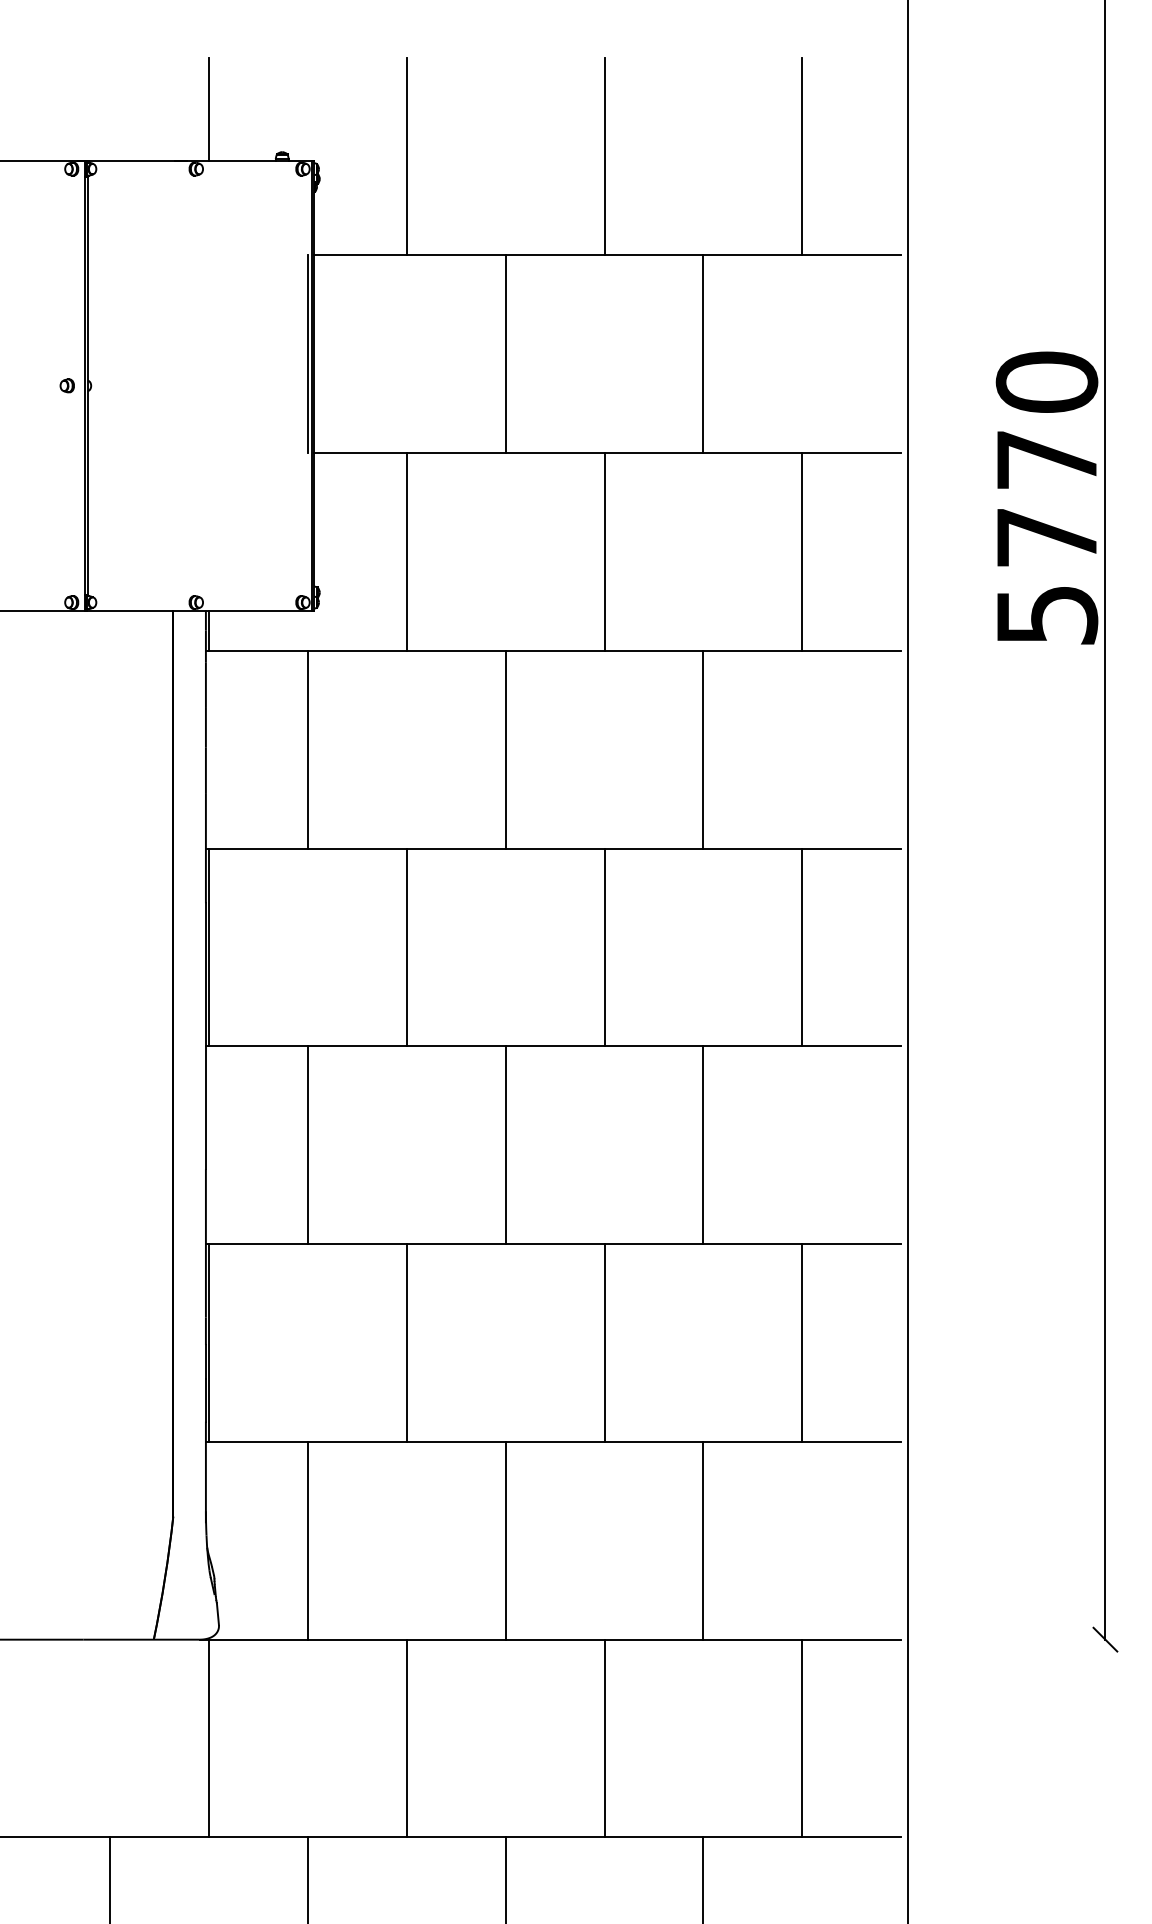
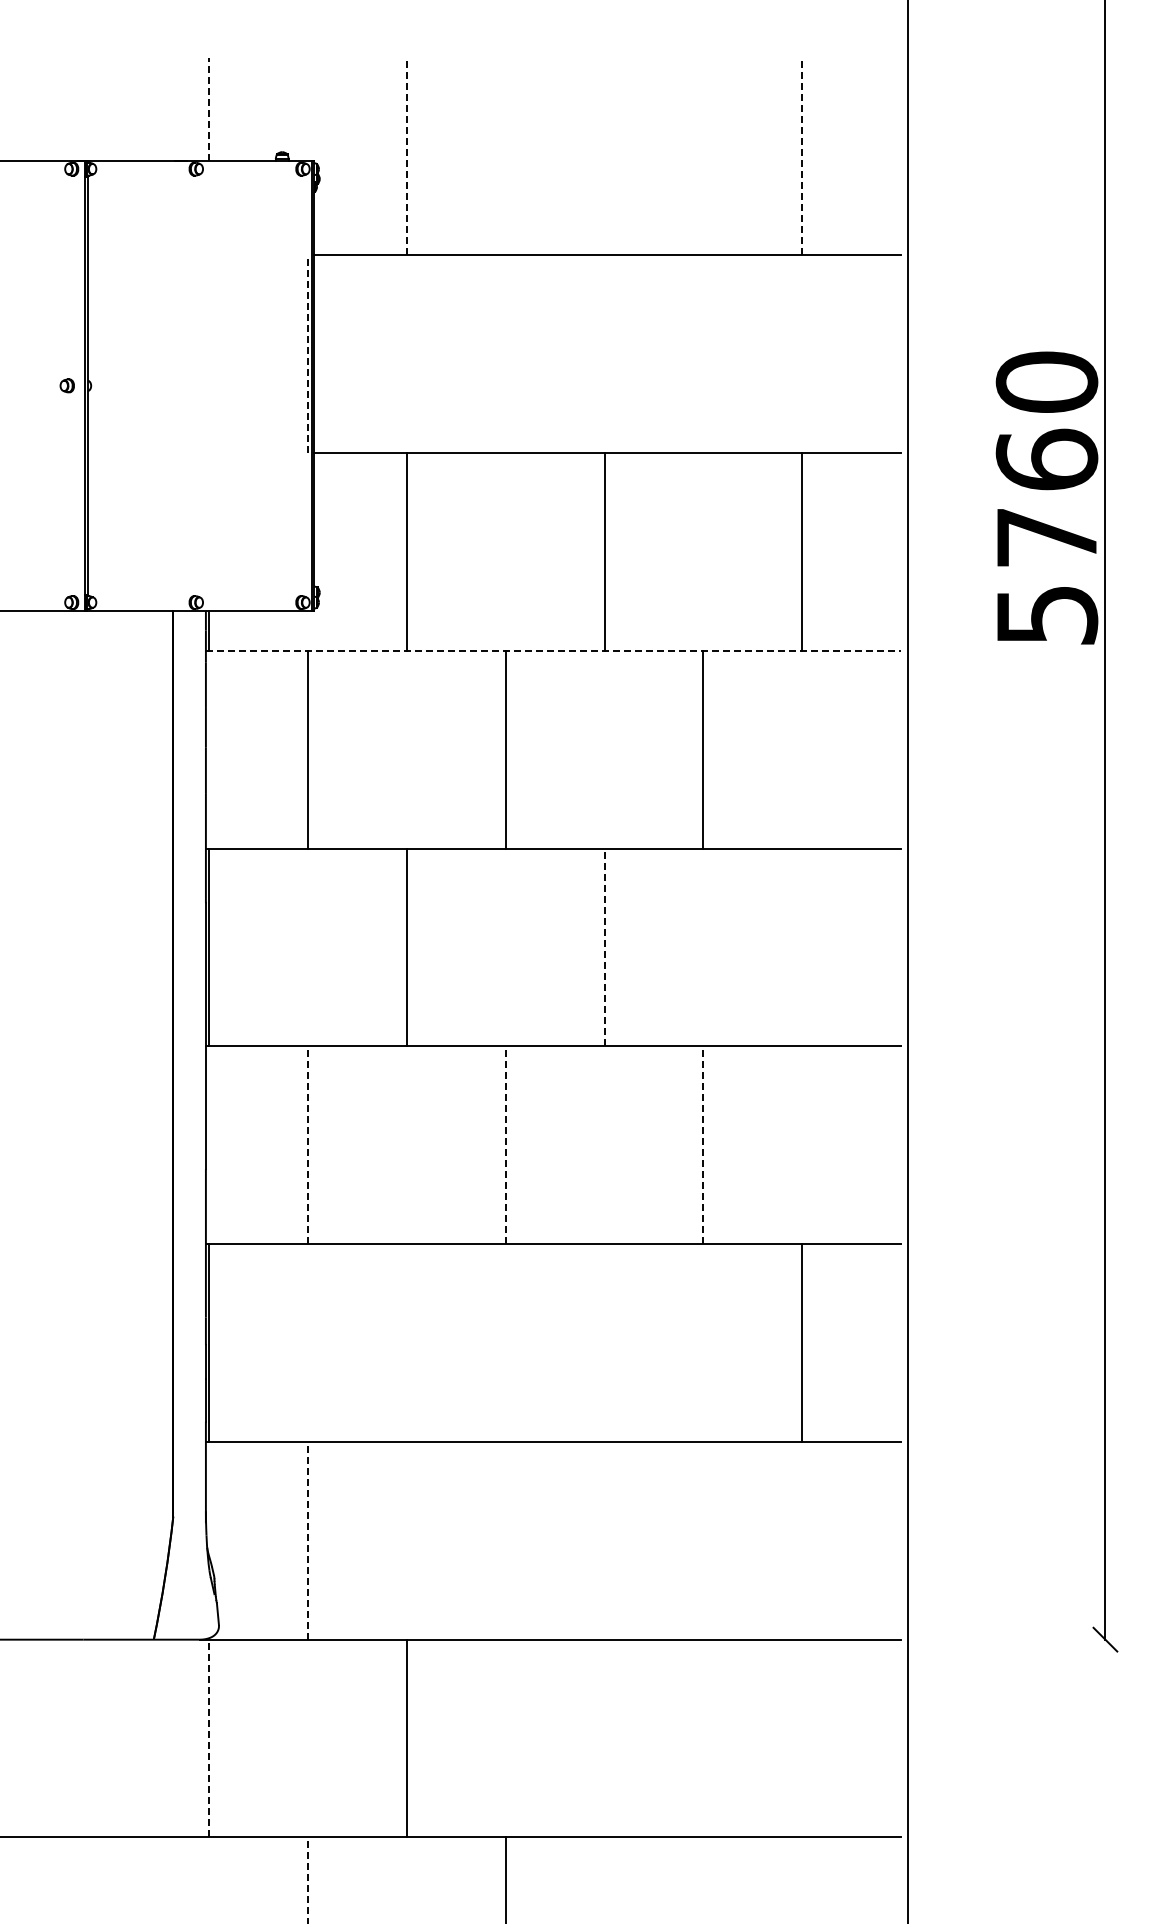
line: solid -> dashed (209, 109)
line: solid -> dashed (406, 156)
line: present -> none (604, 156)
line: solid -> dashed (802, 156)
line: solid -> dashed (307, 354)
line: present -> none (505, 354)
line: present -> none (703, 354)
text: 5770 -> 5760 (1046, 459)
line: solid -> dashed (553, 650)
line: solid -> dashed (604, 947)
line: present -> none (802, 947)
line: solid -> dashed (307, 1145)
line: solid -> dashed (505, 1145)
line: solid -> dashed (703, 1145)
line: present -> none (406, 1342)
line: present -> none (604, 1342)
line: solid -> dashed (307, 1540)
line: present -> none (505, 1540)
line: present -> none (703, 1540)
line: solid -> dashed (209, 1738)
line: present -> none (604, 1738)
line: present -> none (802, 1738)
line: present -> none (110, 1878)
line: present -> none (703, 1878)
line: solid -> dashed (307, 1880)
